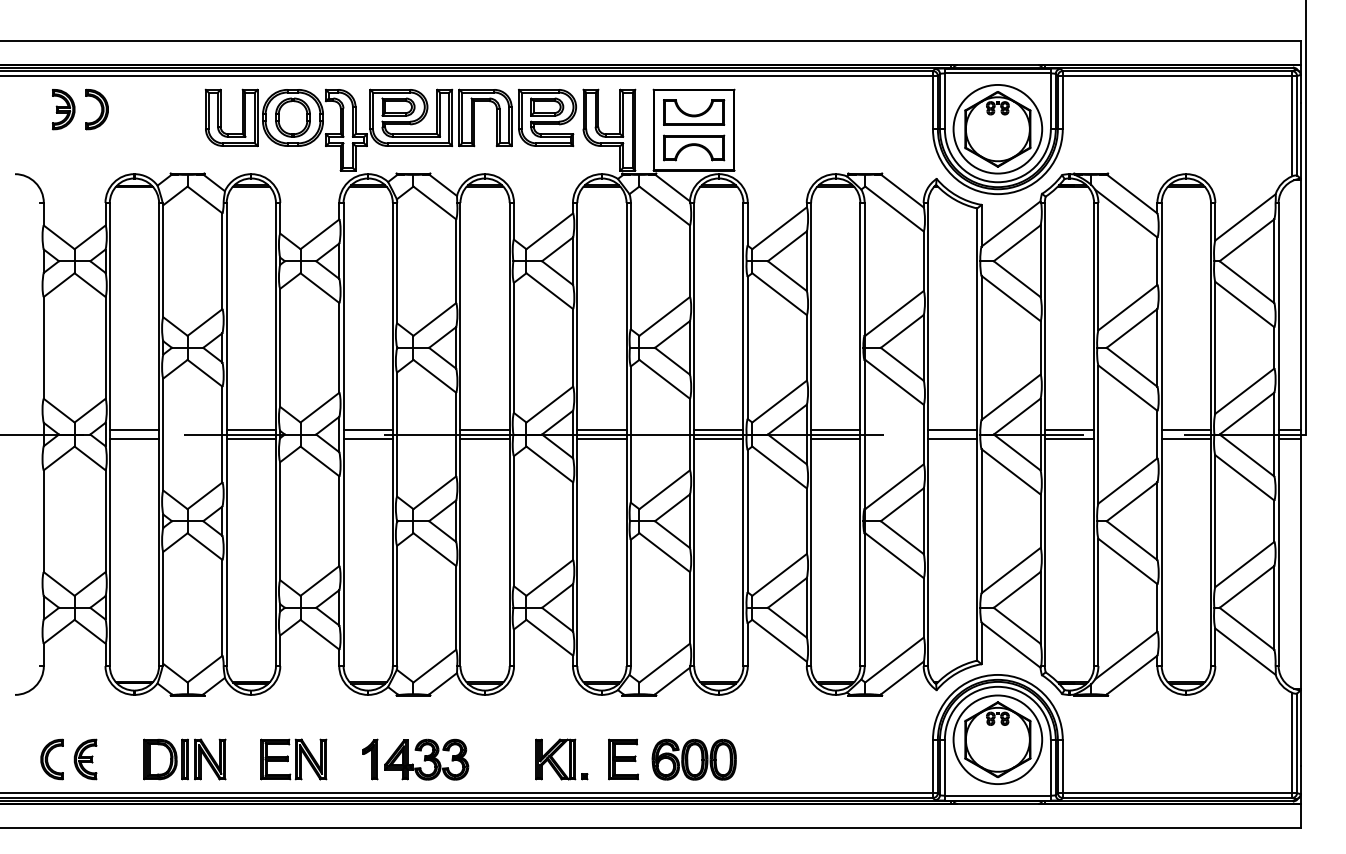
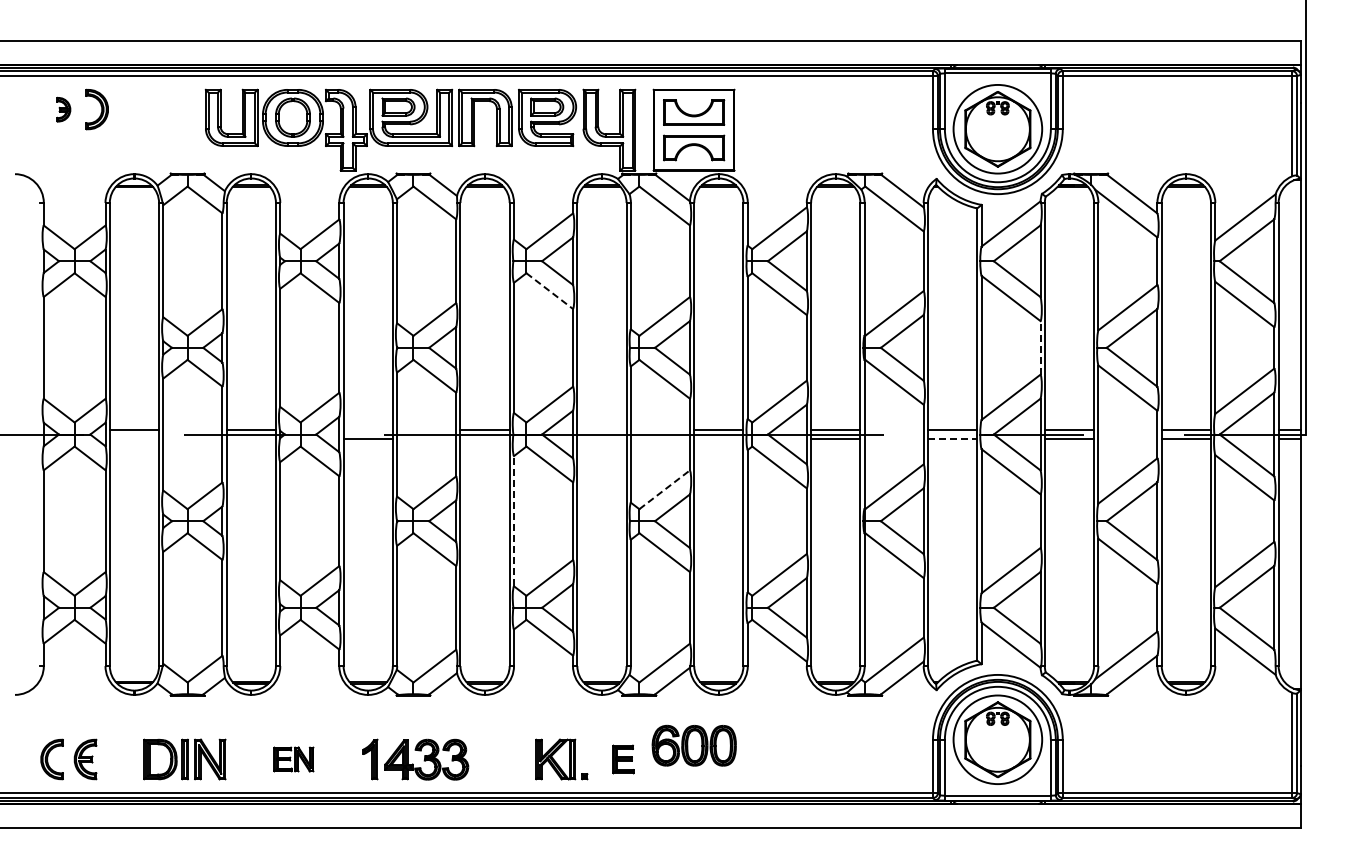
part size: 24x42 px -> 16x27 px (63, 109)
line: solid -> dashed (550, 291)
line: solid -> dashed (1040, 347)
line: present -> none (367, 430)
line: present -> none (601, 430)
line: present -> none (134, 438)
line: present -> none (250, 438)
line: present -> none (484, 438)
line: present -> none (601, 438)
line: present -> none (718, 438)
line: solid -> dashed (952, 438)
line: solid -> dashed (664, 489)
line: solid -> dashed (514, 520)
part size: 68x43 px -> 42x27 px (293, 759)
part size: 31x43 px -> 23x31 px (623, 759)
part position: (693, 759) -> (693, 745) (693, 745)
